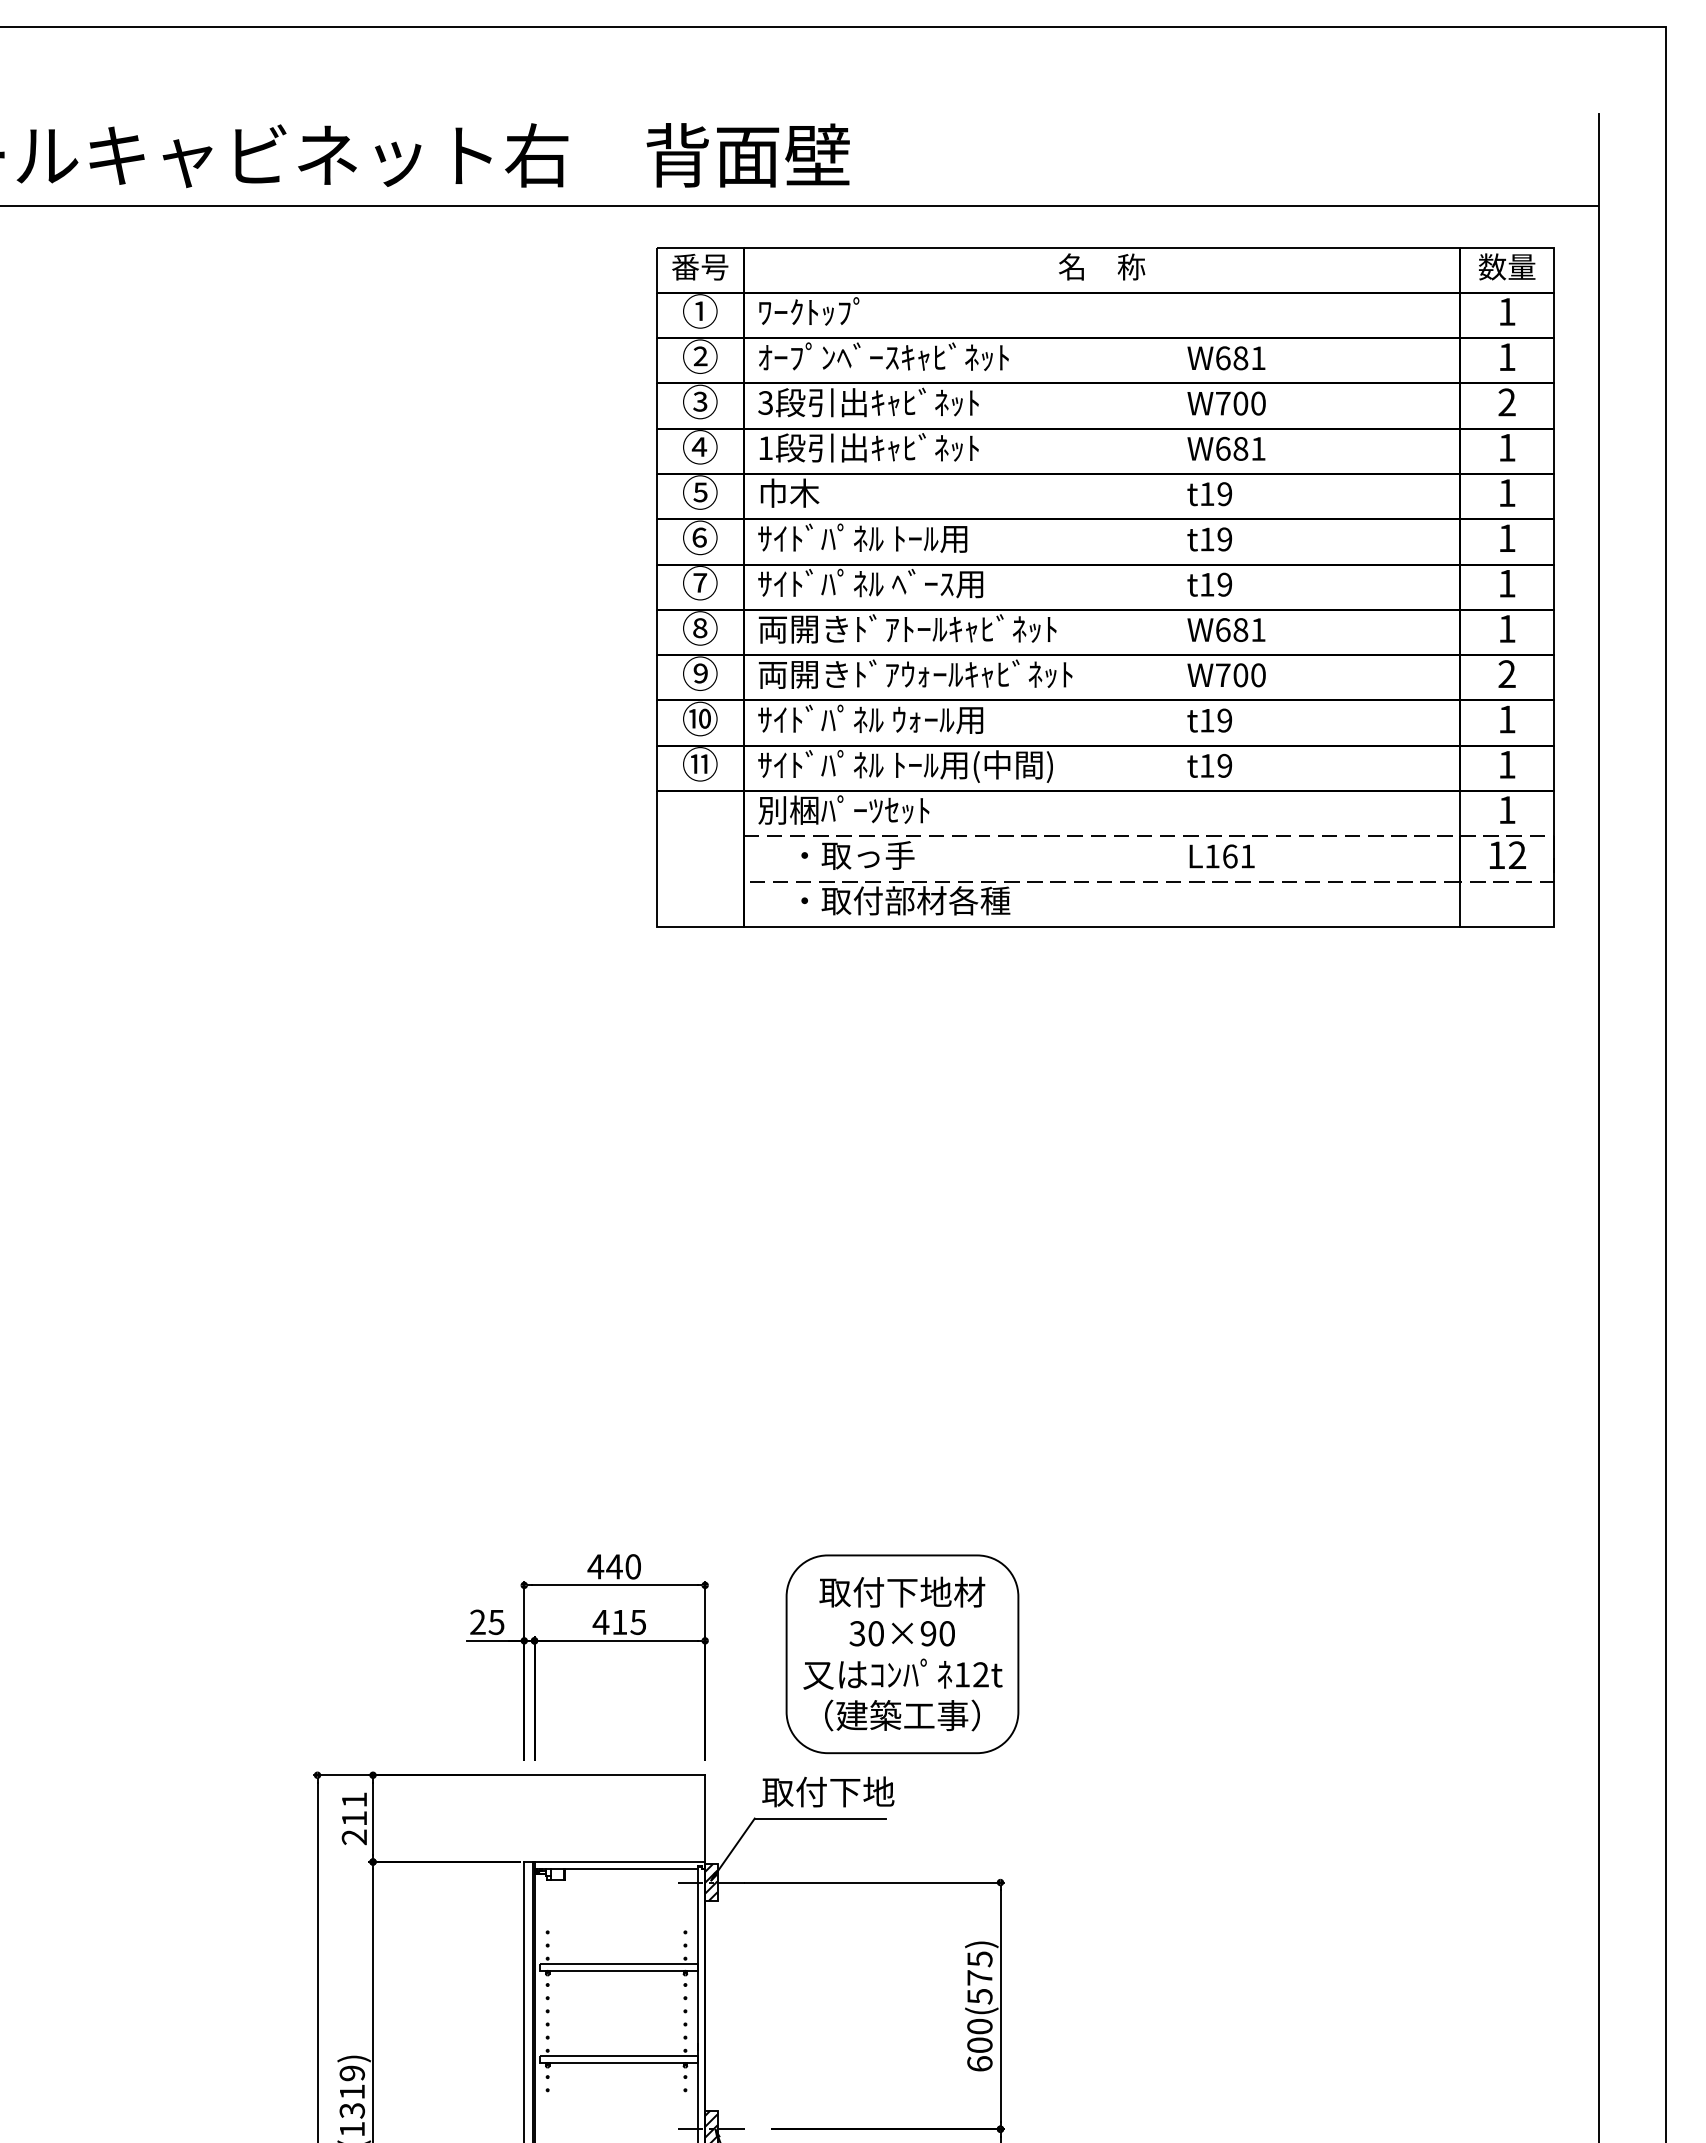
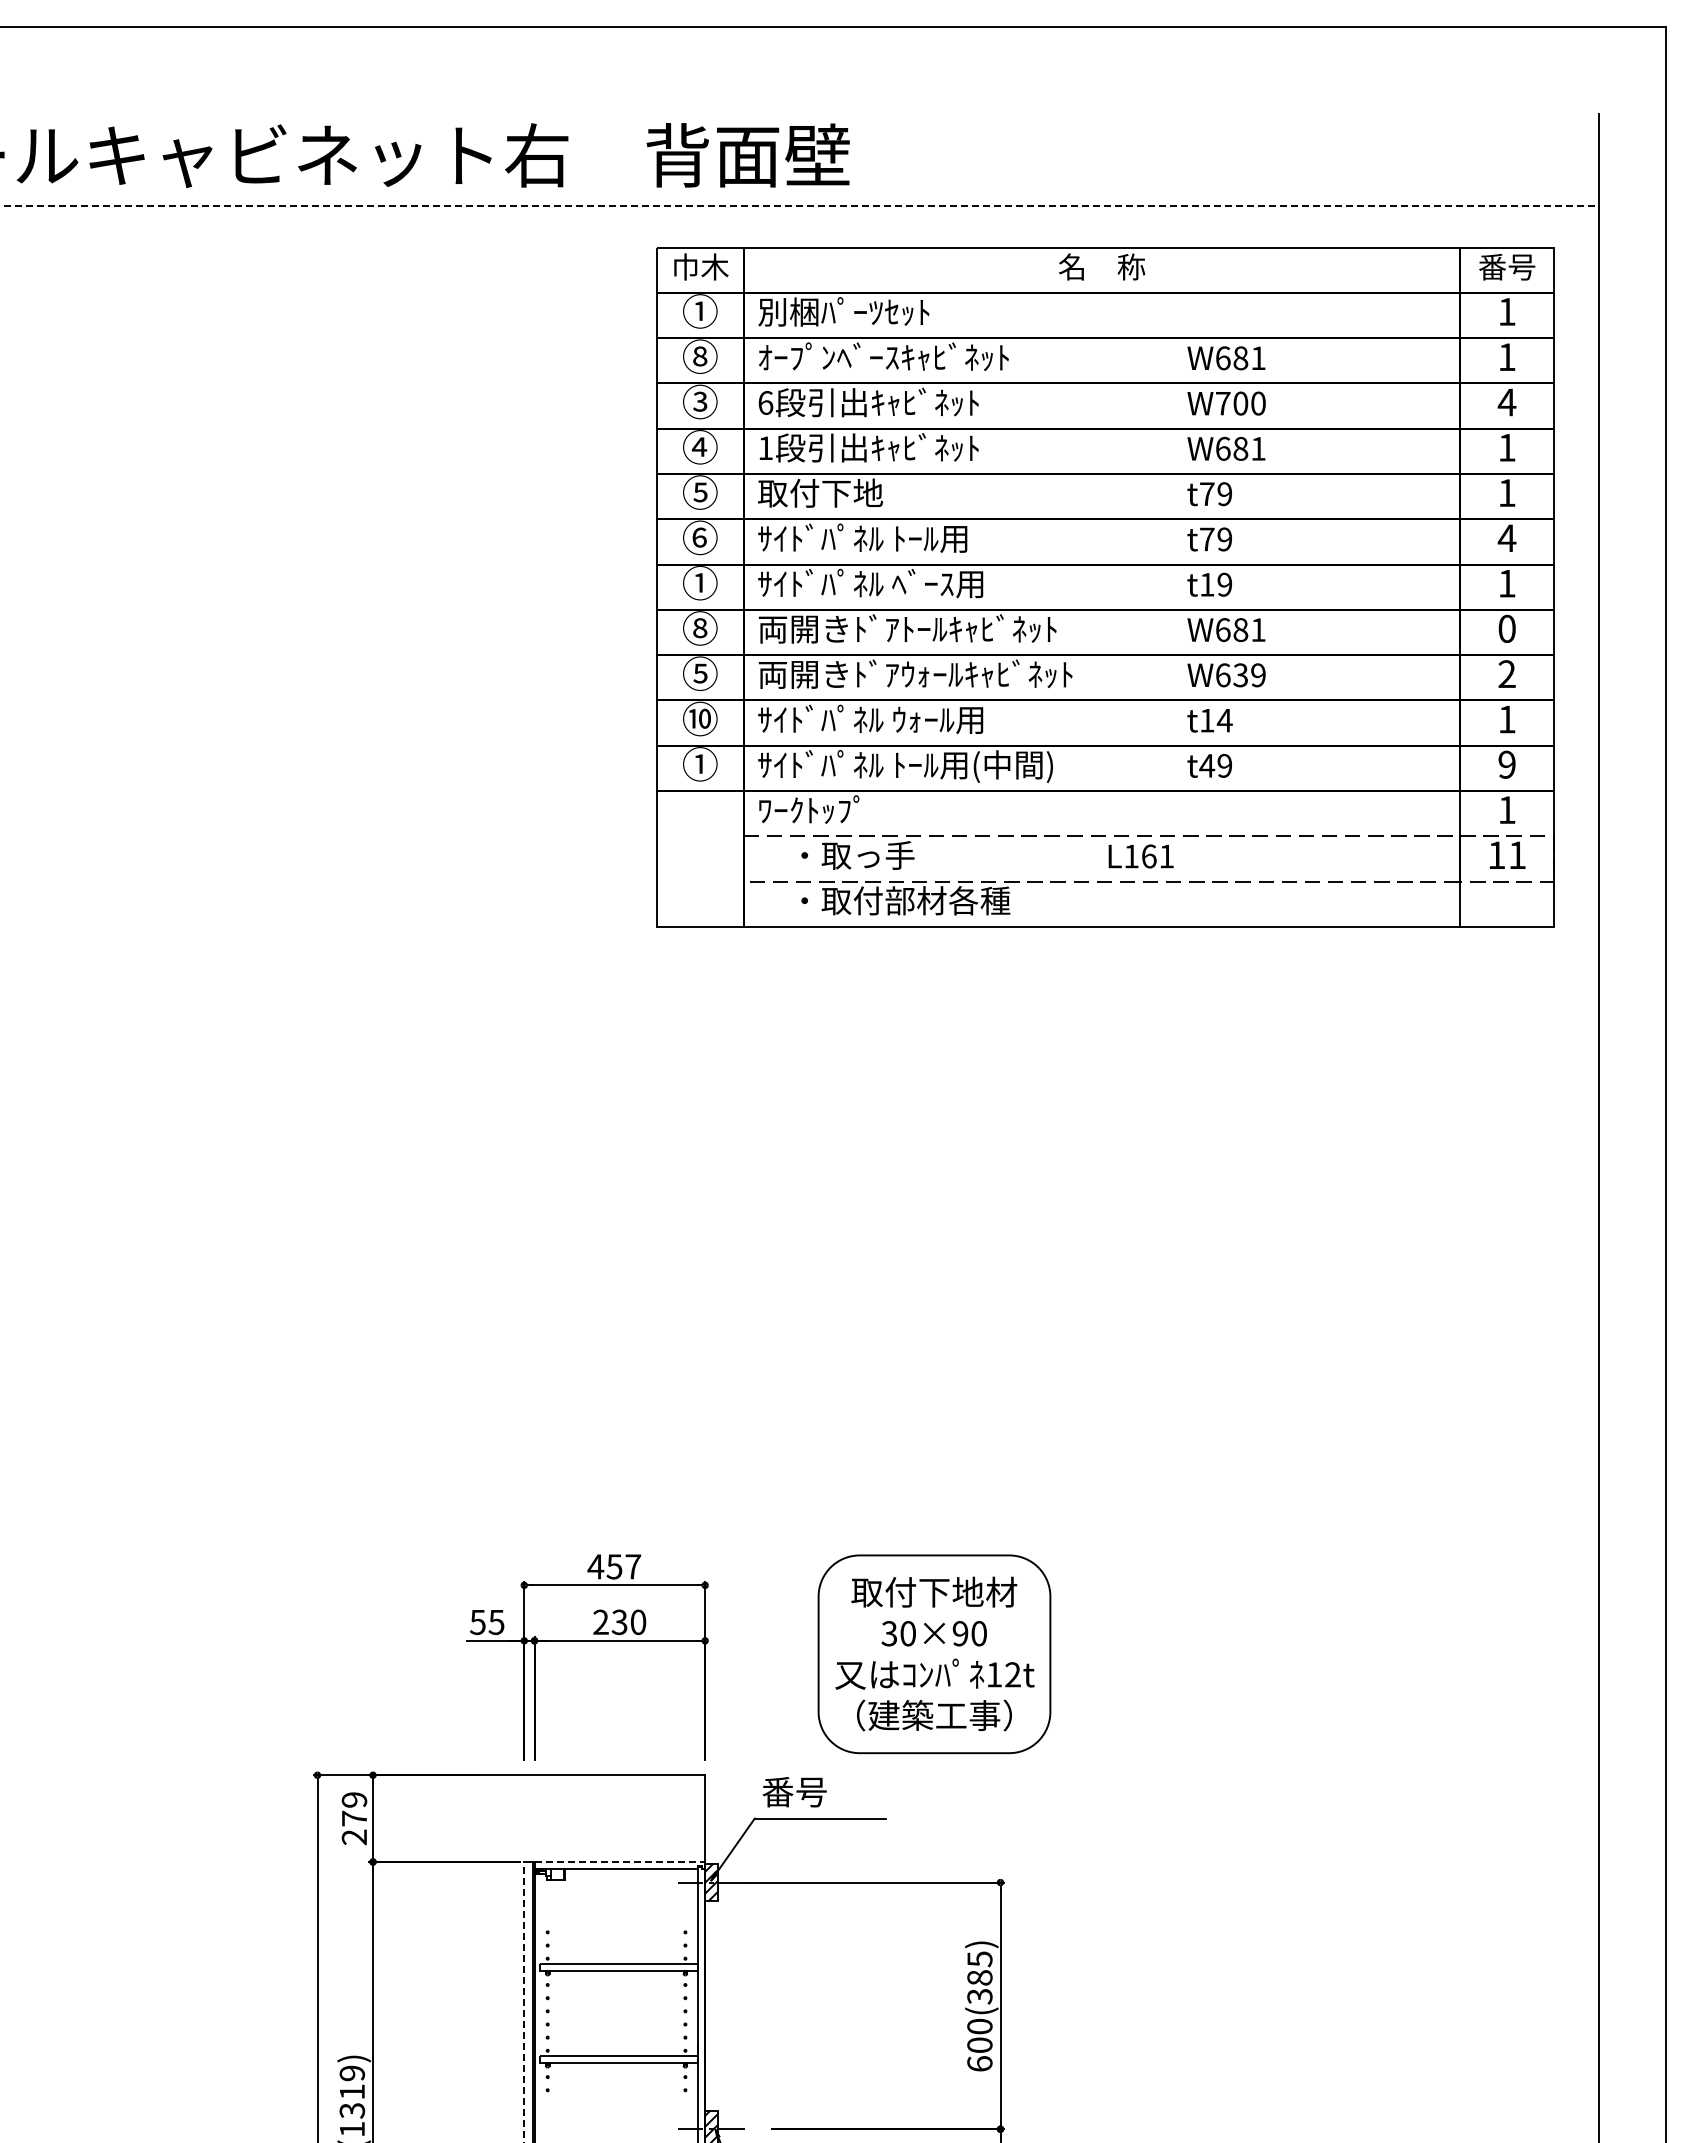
line: solid -> dashed (800, 206)
text: 番号 -> 巾木 (700, 266)
text: 数量 -> 番号 (1507, 266)
text: ﾜｰｸﾄｯﾌﾟ -> 別梱ﾊﾟｰﾂｾｯﾄ (843, 311)
text: ② -> ⑧ (700, 356)
text: 3 -> 6 (765, 402)
text: 2 -> 4 (1506, 402)
text: 巾木 -> 取付下地 (820, 492)
text: t19 -> t79 (1207, 493)
text: 1 -> 4 (1506, 537)
text: t19 -> t79 (1207, 539)
text: ⑦ -> ① (700, 582)
text: 1 -> 0 (1506, 628)
text: ⑨ -> ⑤ (700, 673)
text: W700 -> W639 (1240, 675)
text: t19 -> t14 (1224, 720)
text: ⑪ -> ① (699, 763)
text: 1 -> 9 (1506, 764)
text: t19 -> t49 (1207, 765)
text: 別梱ﾊﾟｰﾂｾｯﾄ -> ﾜｰｸﾄｯﾌﾟ (843, 809)
text: 12 -> 11 (1517, 854)
text position: (1221, 856) -> (1140, 856) (1140, 856)
text: 440 -> 457 (623, 1566)
text: 25 -> 55 (477, 1622)
text: 415 -> 230 (619, 1622)
part position: (902, 1654) -> (934, 1654) (934, 1654)
text: 取付下地 -> 番号 (828, 1791)
text: 211 -> 279 (354, 1809)
line: solid -> dashed (620, 1861)
text: 600(575) -> 600(385) (979, 1986)
line: solid -> dashed (524, 2001)
